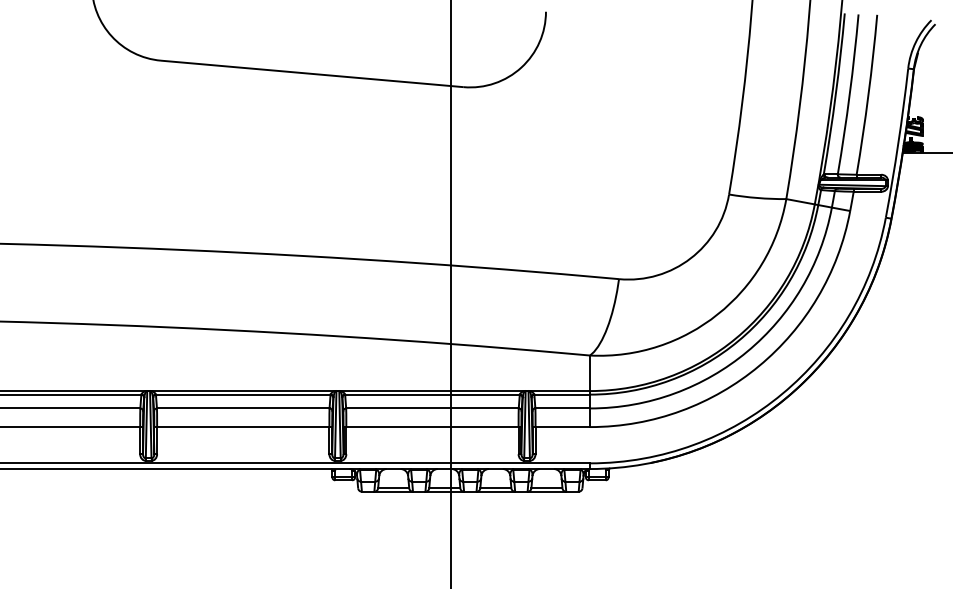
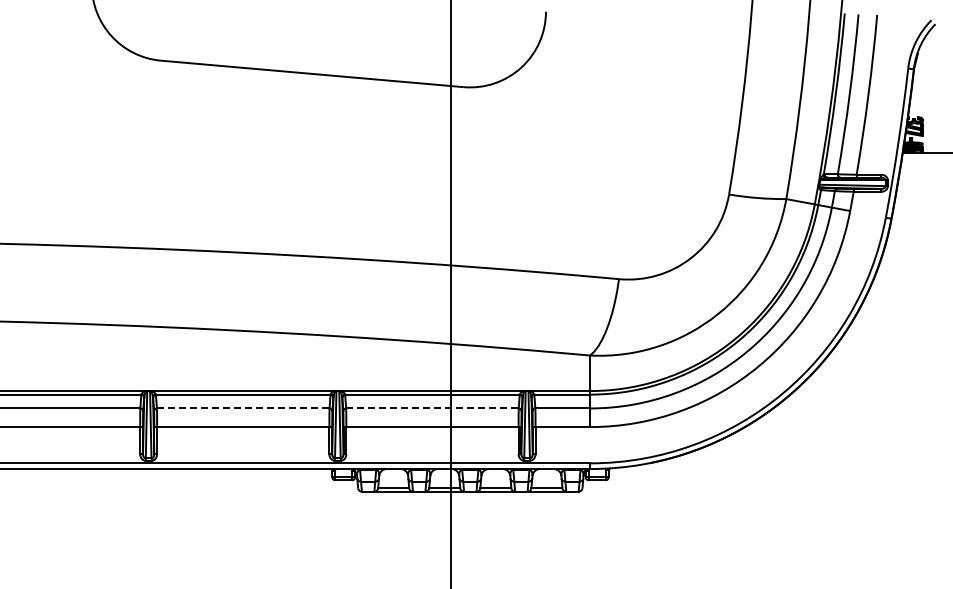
line: solid -> dashed (243, 408)
line: solid -> dashed (432, 408)
